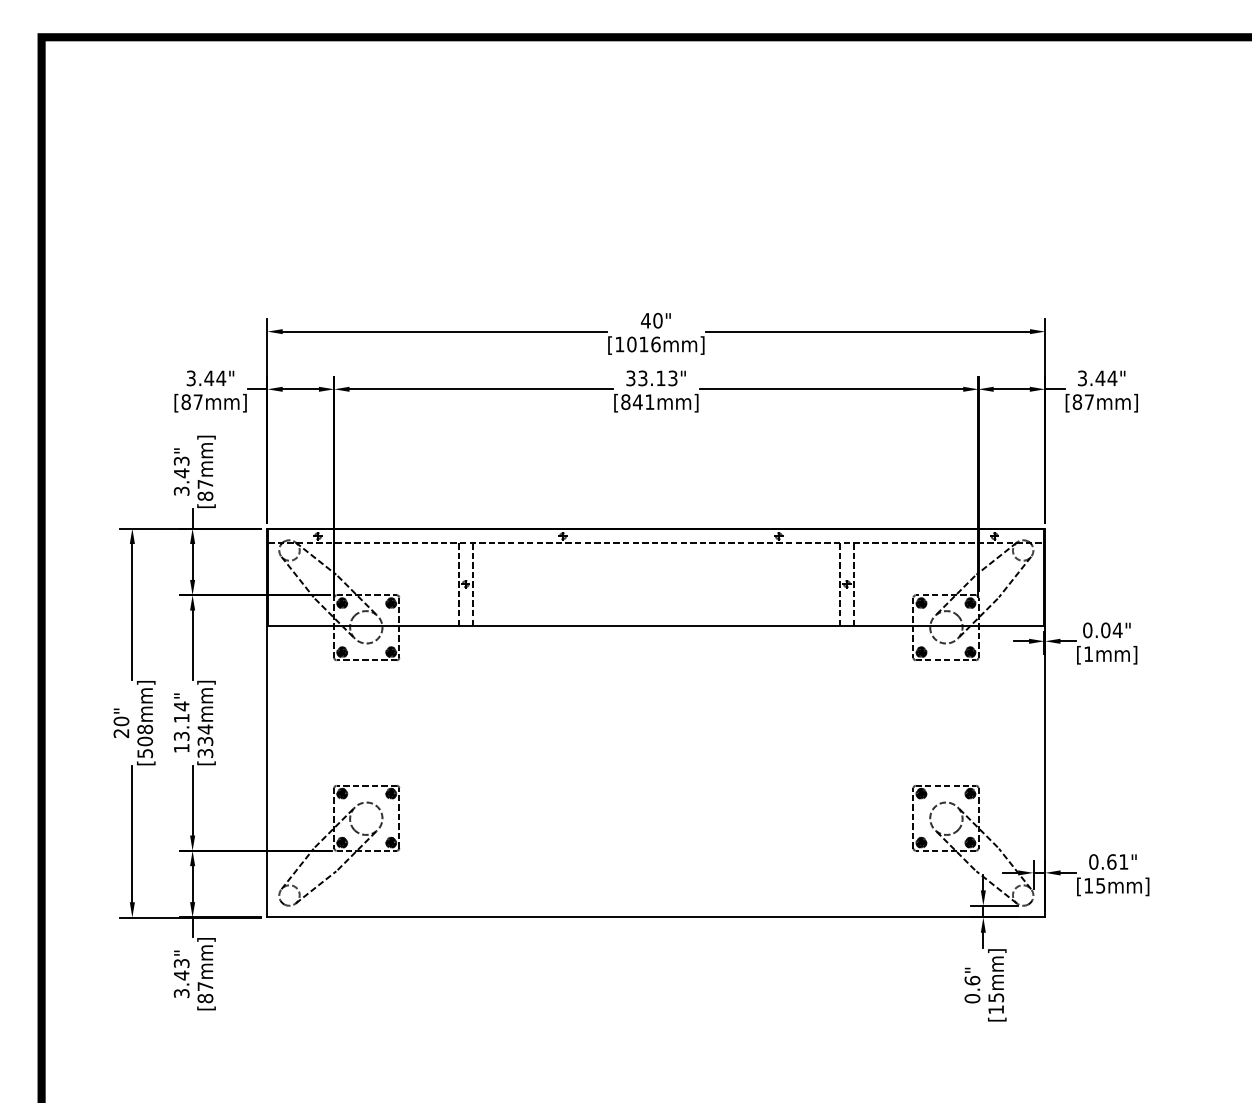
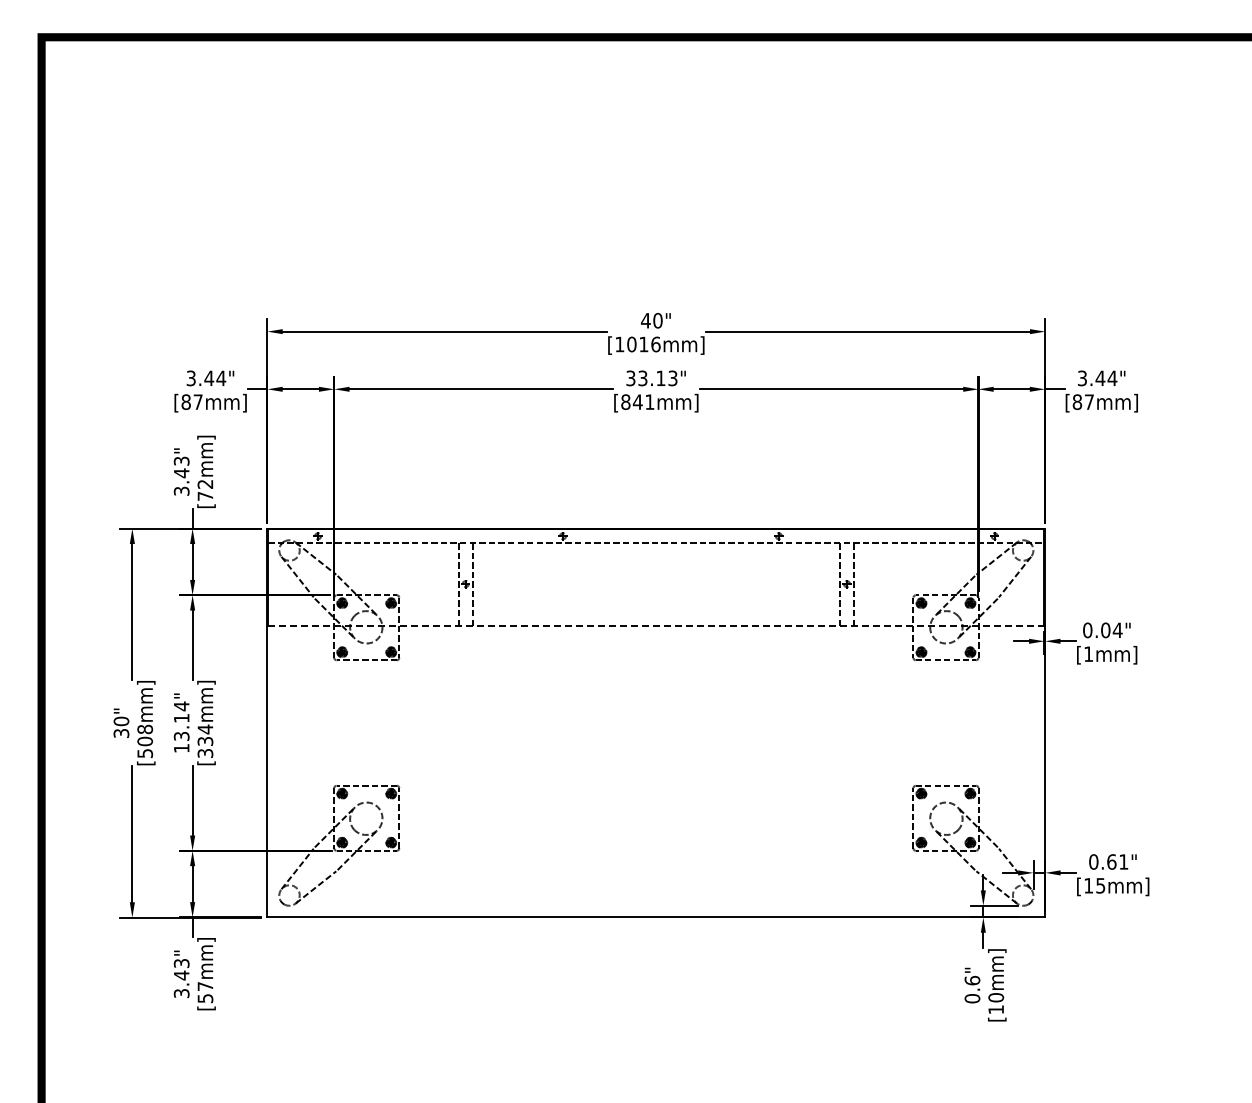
text: [87mm] -> [72mm] (205, 490)
line: solid -> dashed (656, 625)
text: 20" -> 30" (121, 733)
text: [15mm] -> [10mm] (996, 997)
text: [87mm] -> [57mm] (205, 998)
